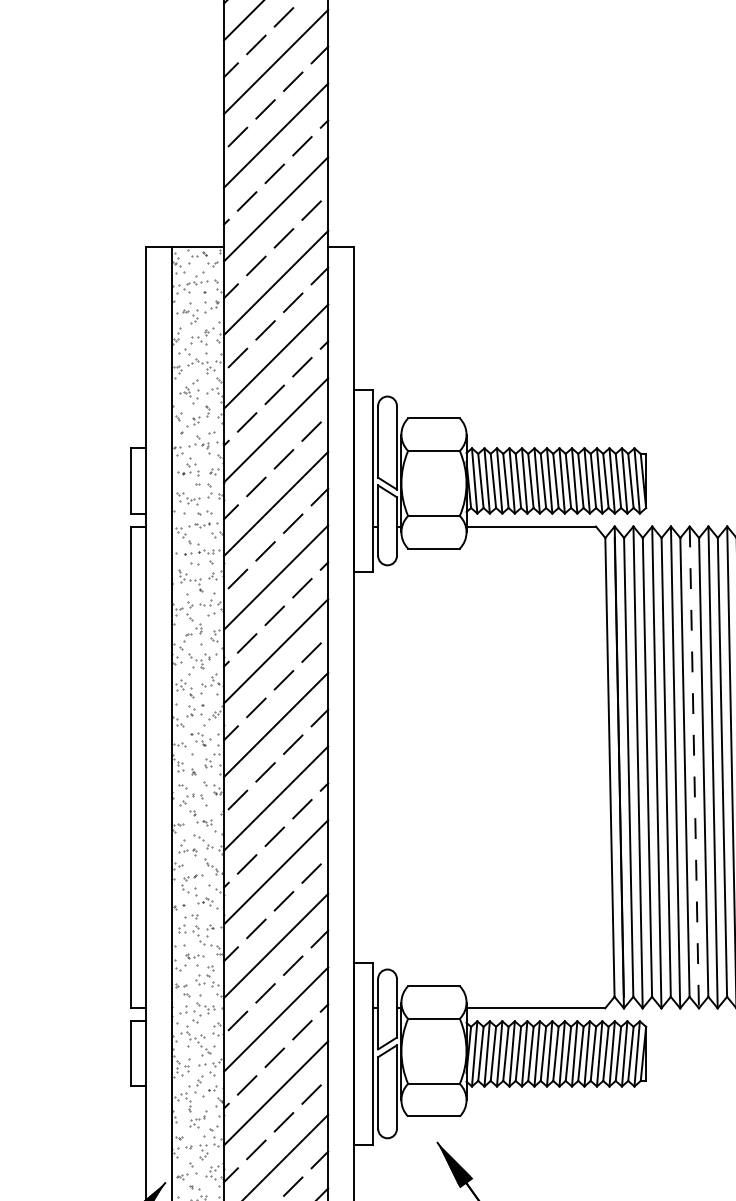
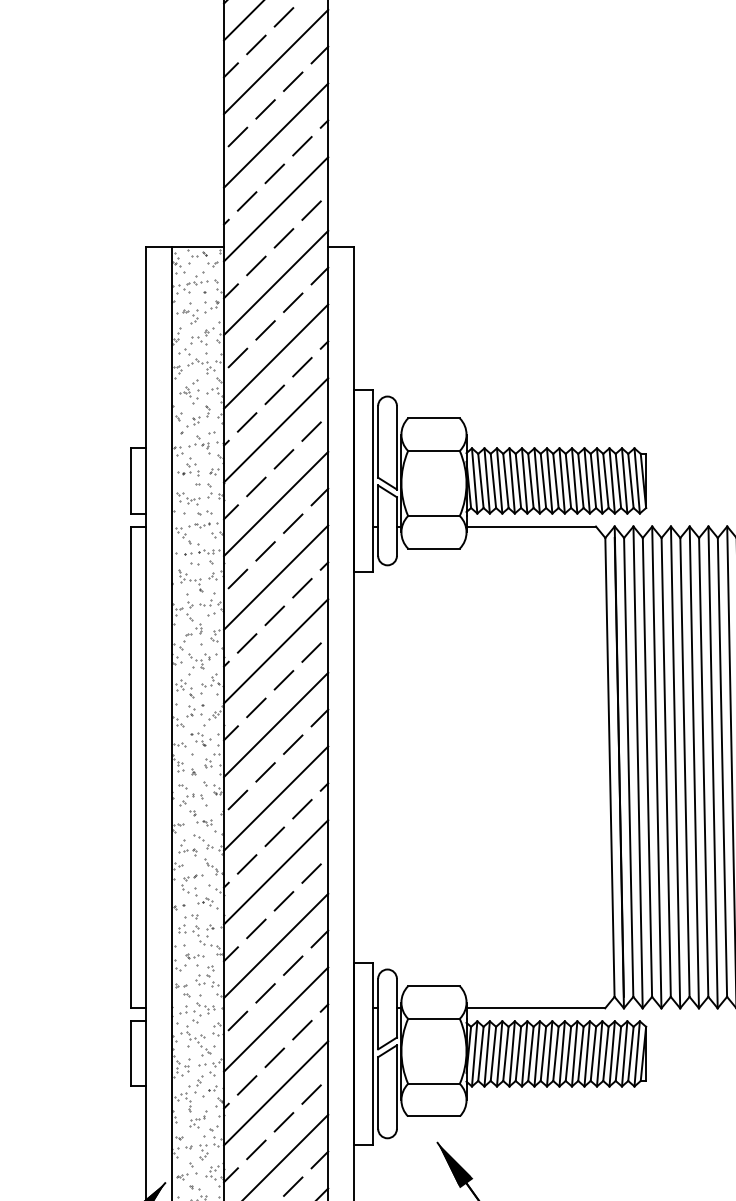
line: dashed -> solid (694, 767)
